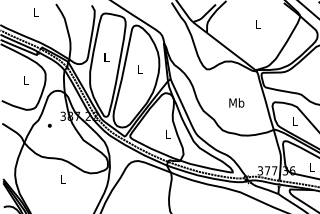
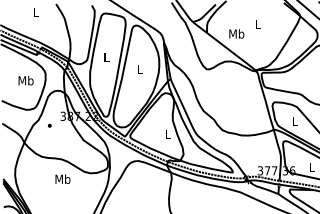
text: L -> Mb (25, 80)
text position: (236, 102) -> (236, 33) (236, 33)
text: L -> Mb (62, 178)
